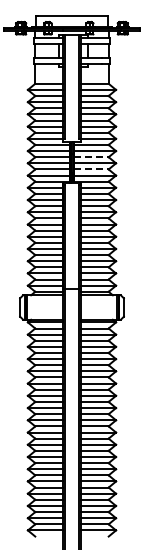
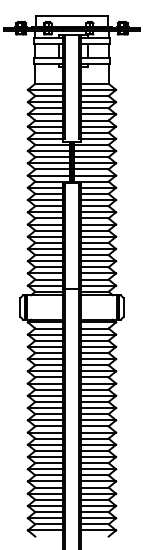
line: dashed -> solid (91, 157)
line: dashed -> solid (91, 169)
